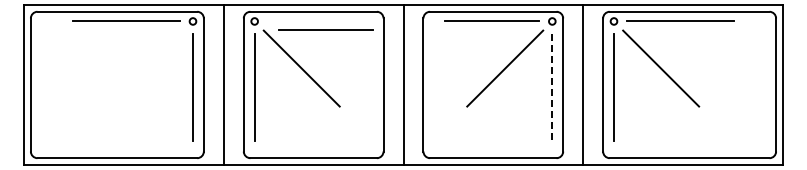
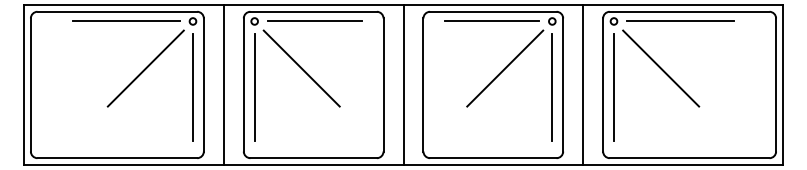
line position: (325, 29) -> (314, 20) (314, 20)
line: none -> present (145, 68)
line: dashed -> solid (552, 88)
